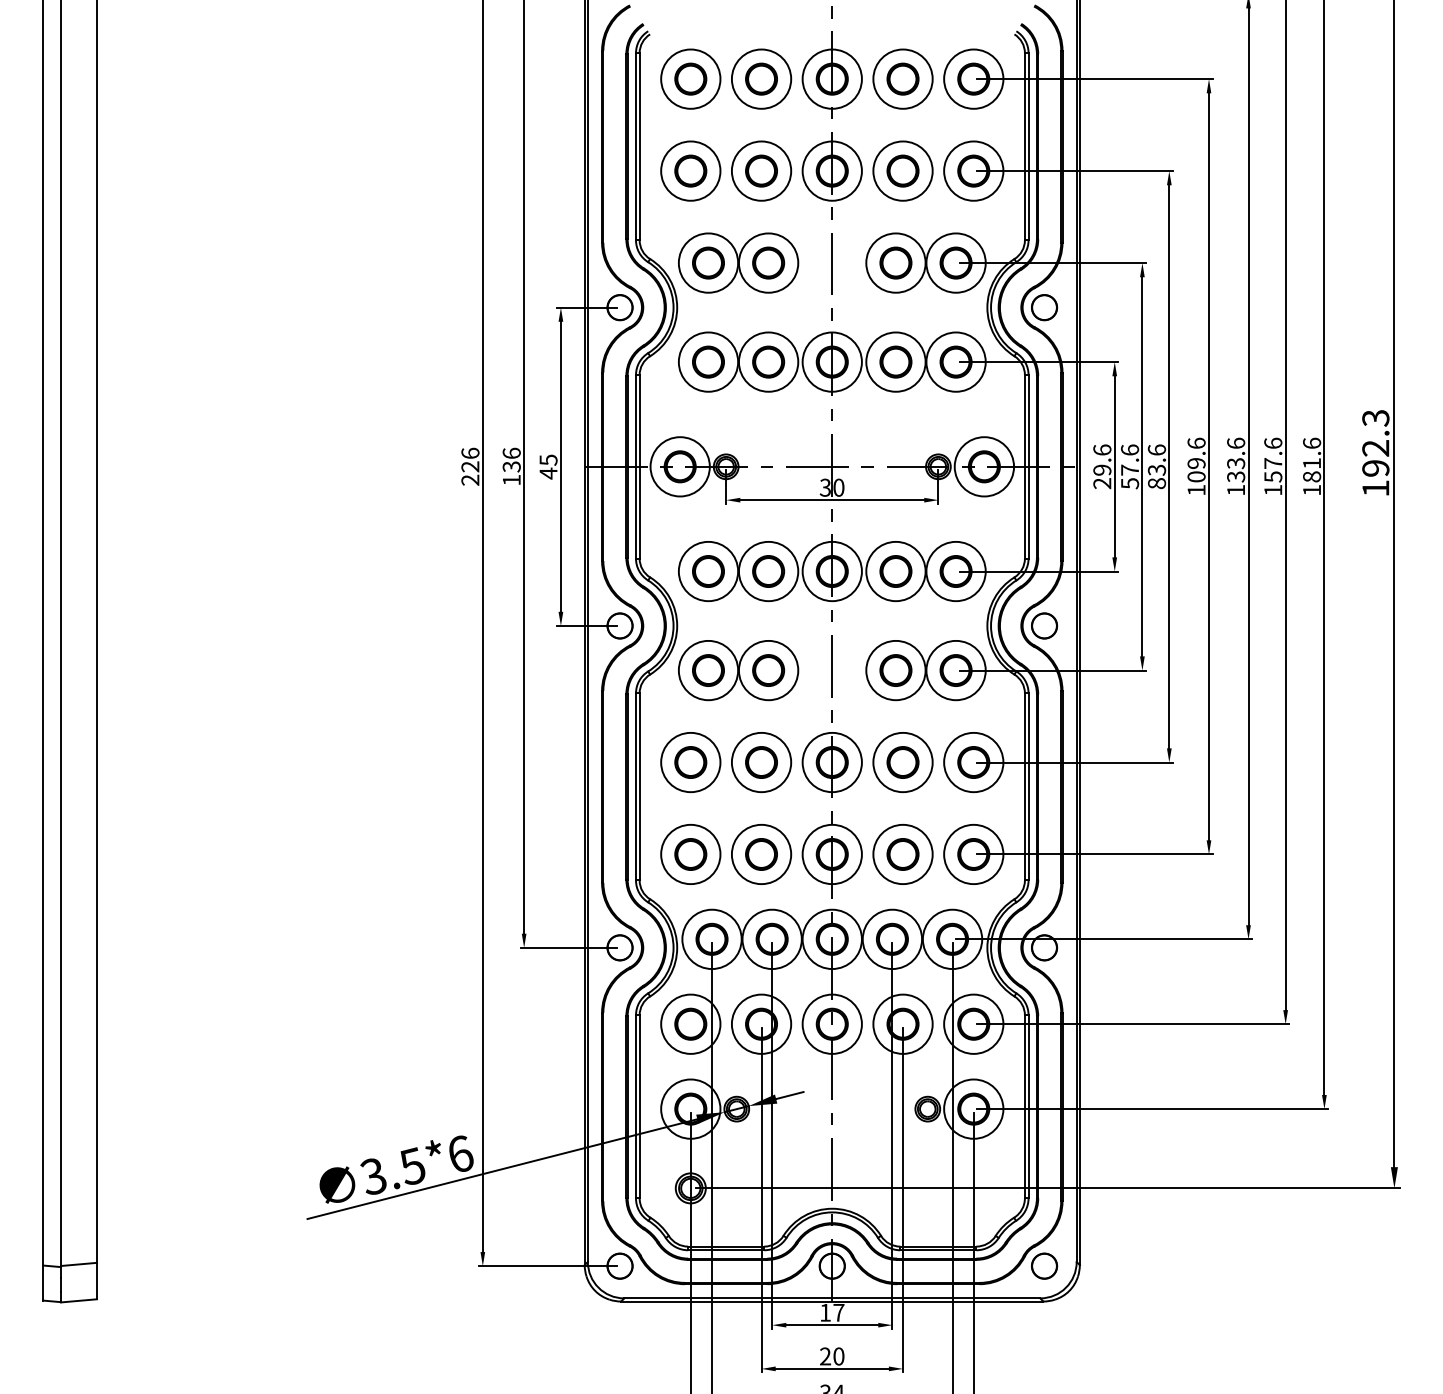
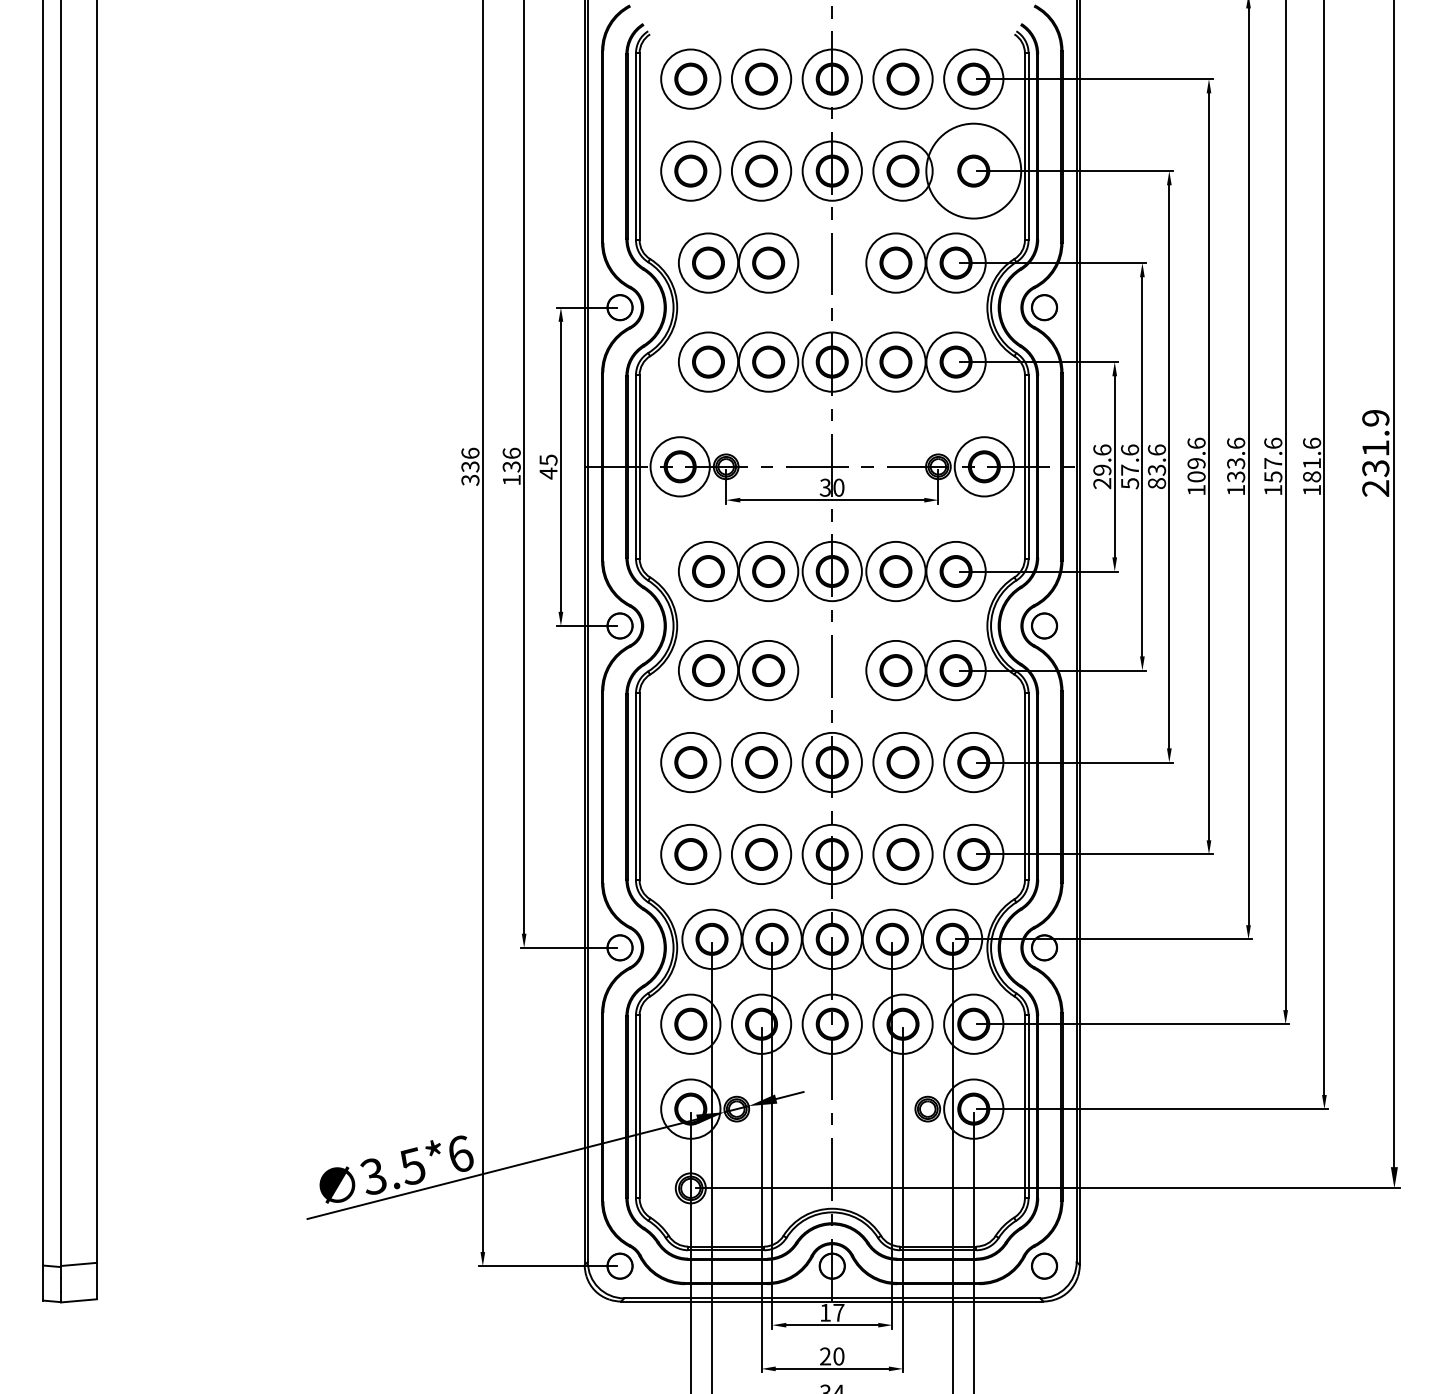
circle diameter: 59 px -> 95 px (973, 170)
text: 192.3 -> 231.9 (1375, 453)
text: 226 -> 336 (470, 473)
